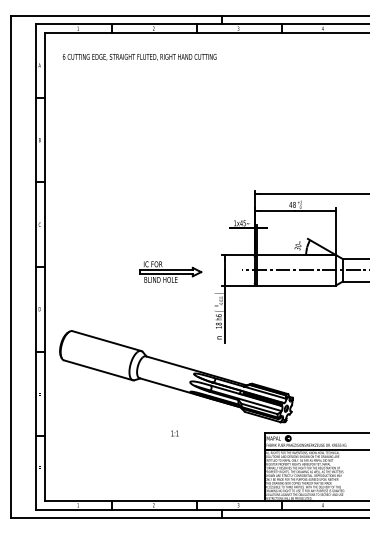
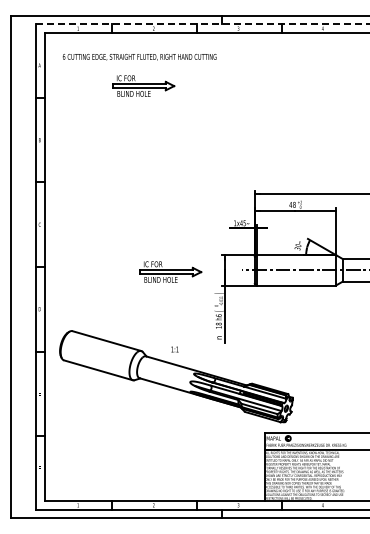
line: solid -> dashed (203, 24)
part: none -> present (143, 85)
text position: (174, 433) -> (174, 349) (174, 349)
